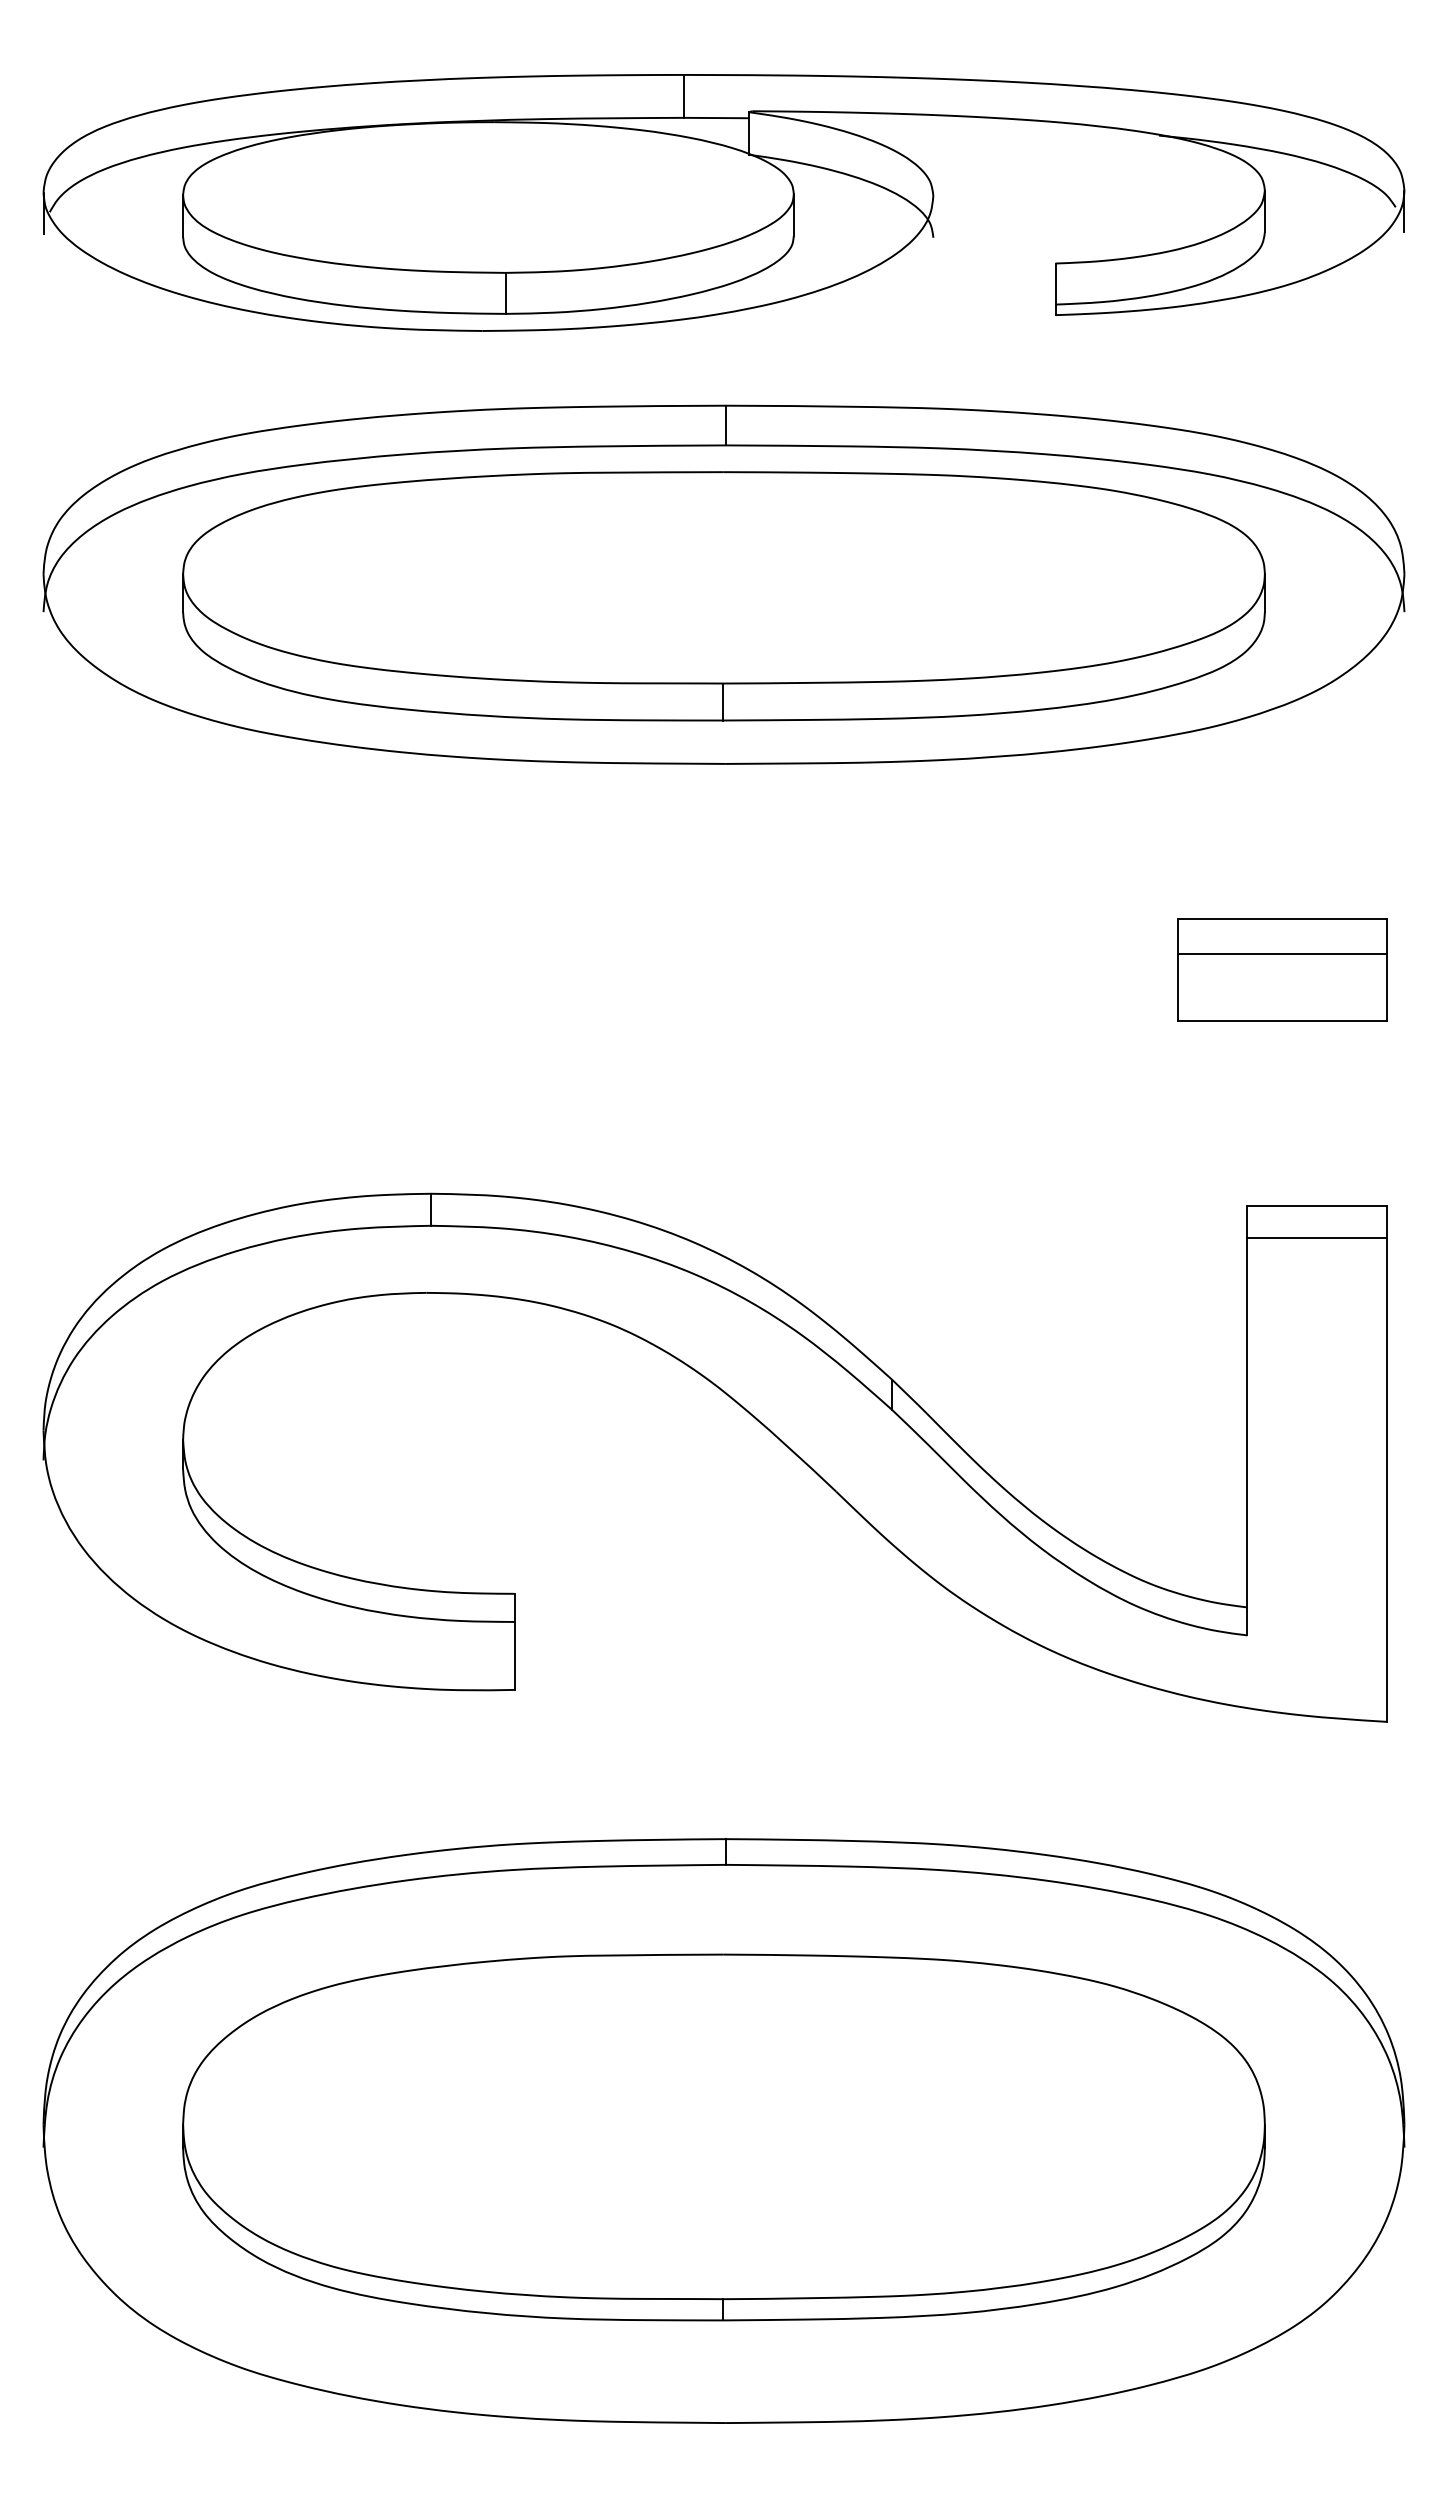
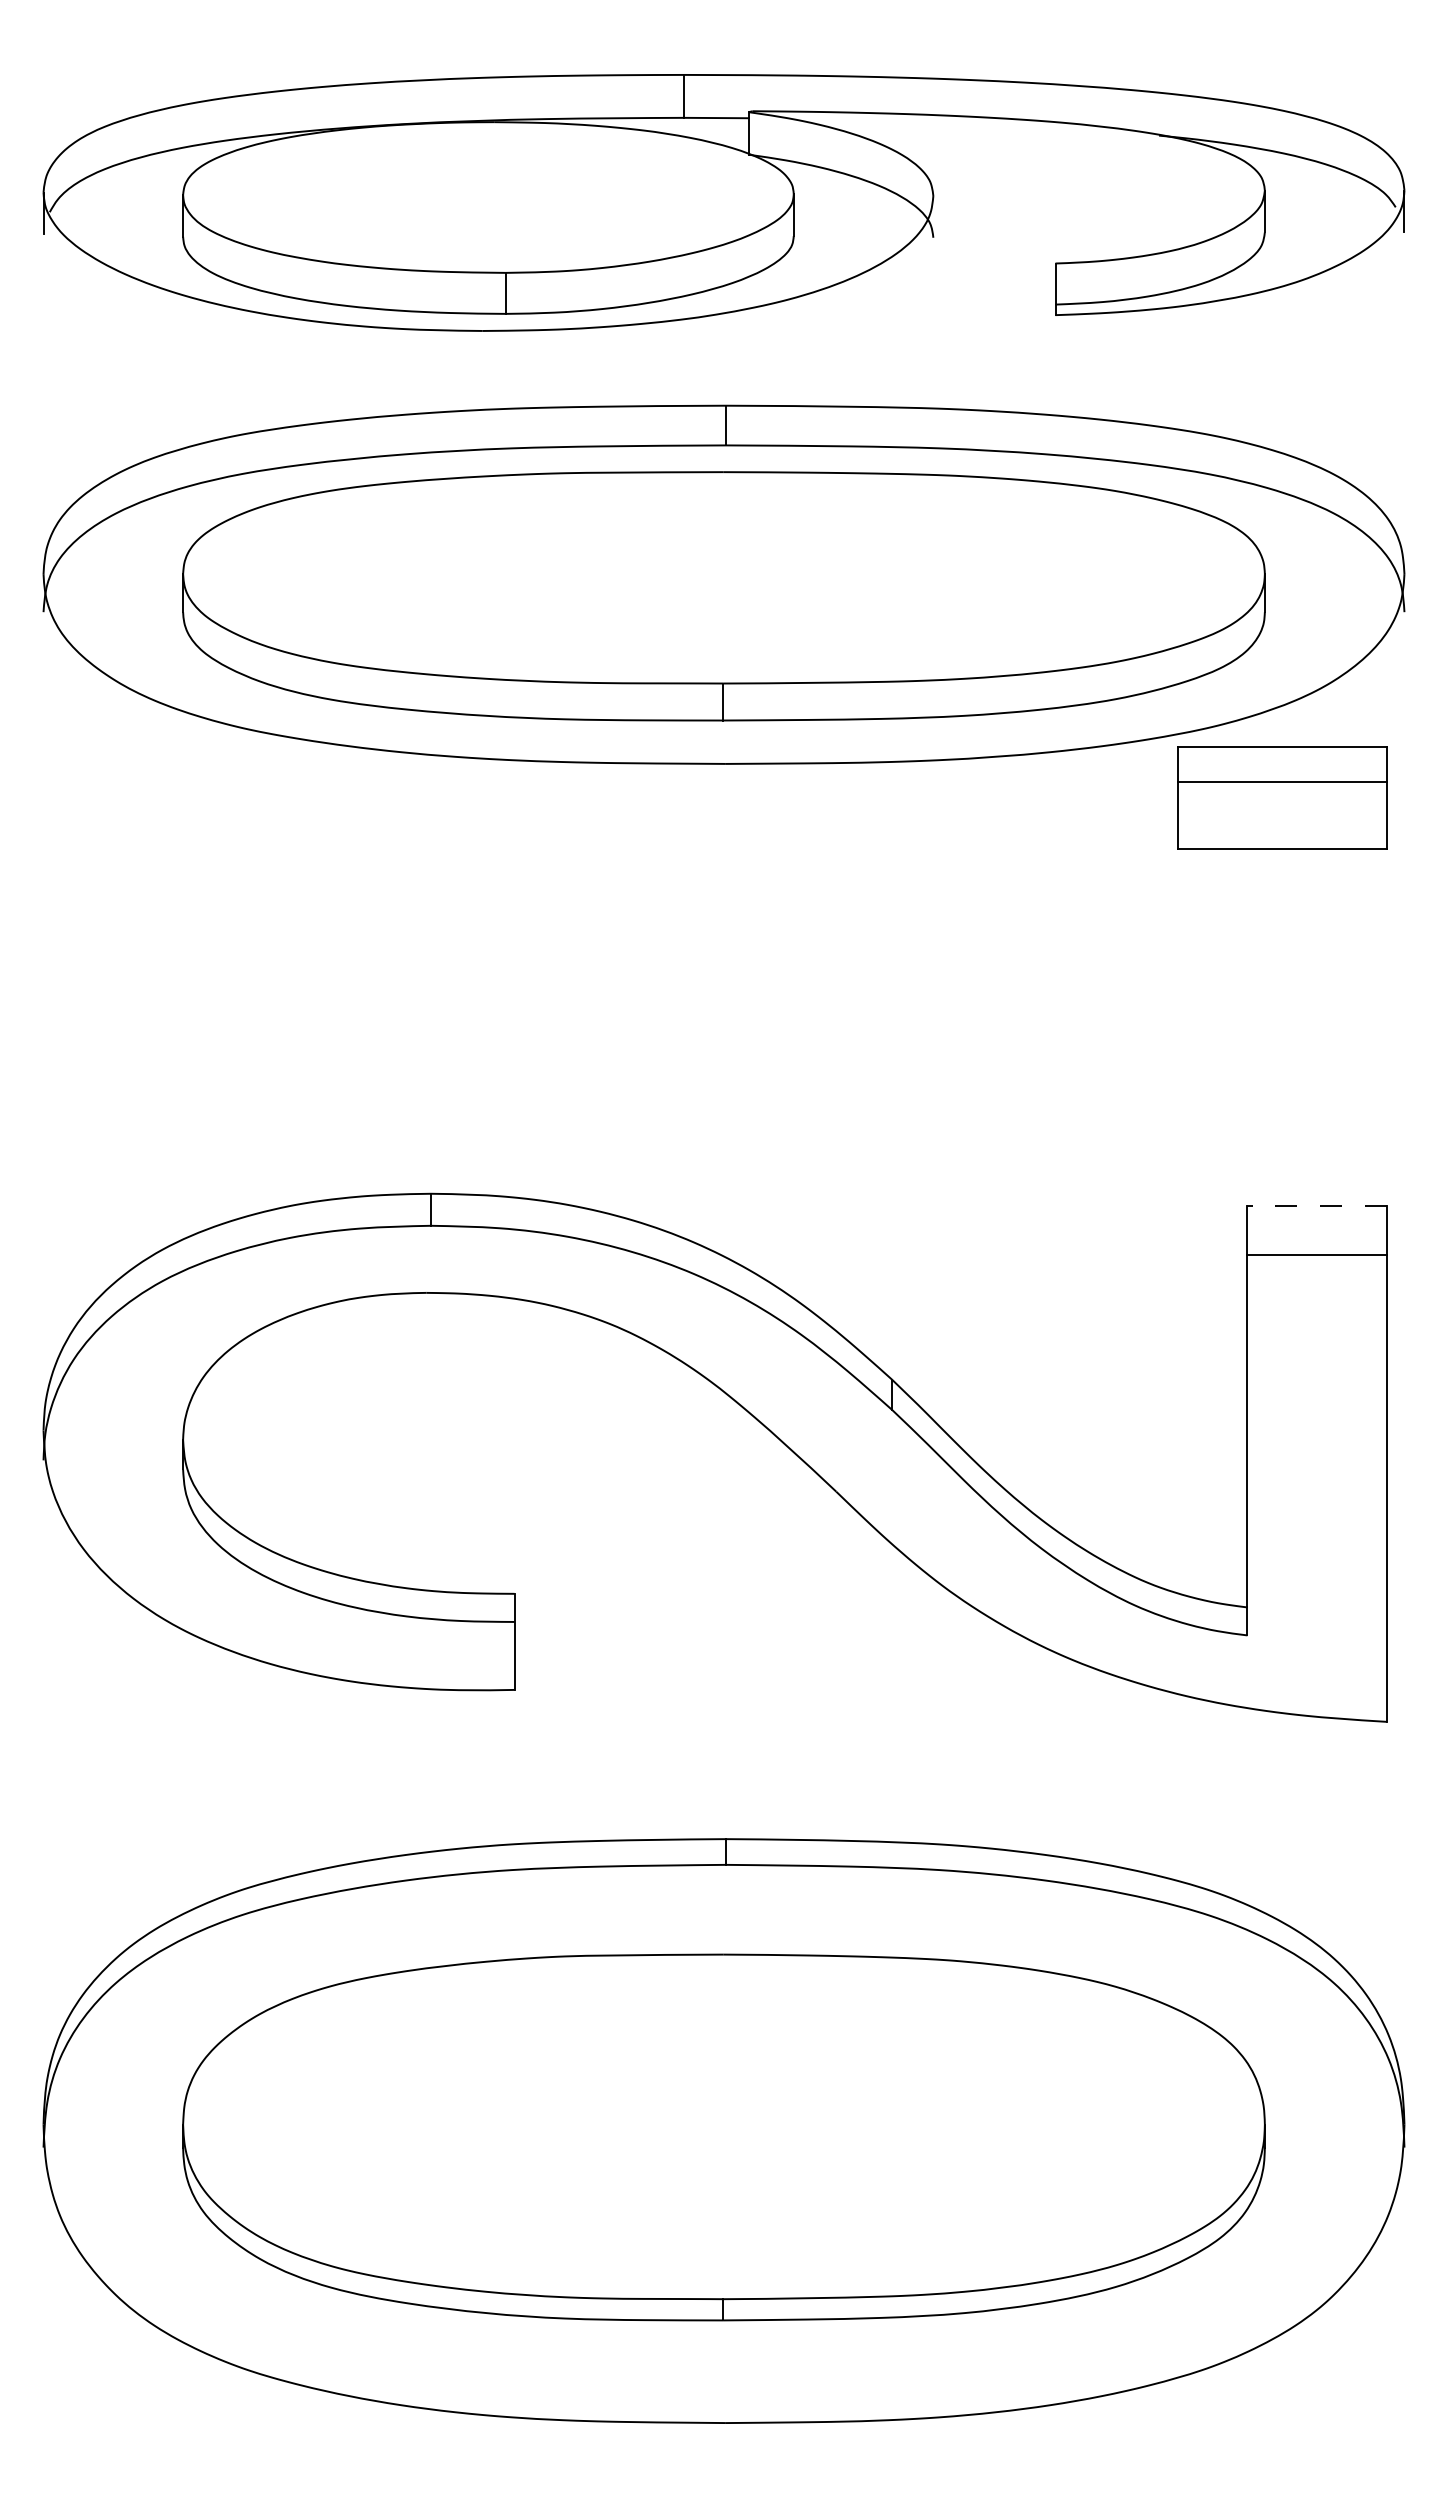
part position: (1282, 969) -> (1282, 797) (1282, 797)
line: solid -> dashed (1317, 1206)
line position: (1317, 1237) -> (1317, 1254) (1317, 1254)
